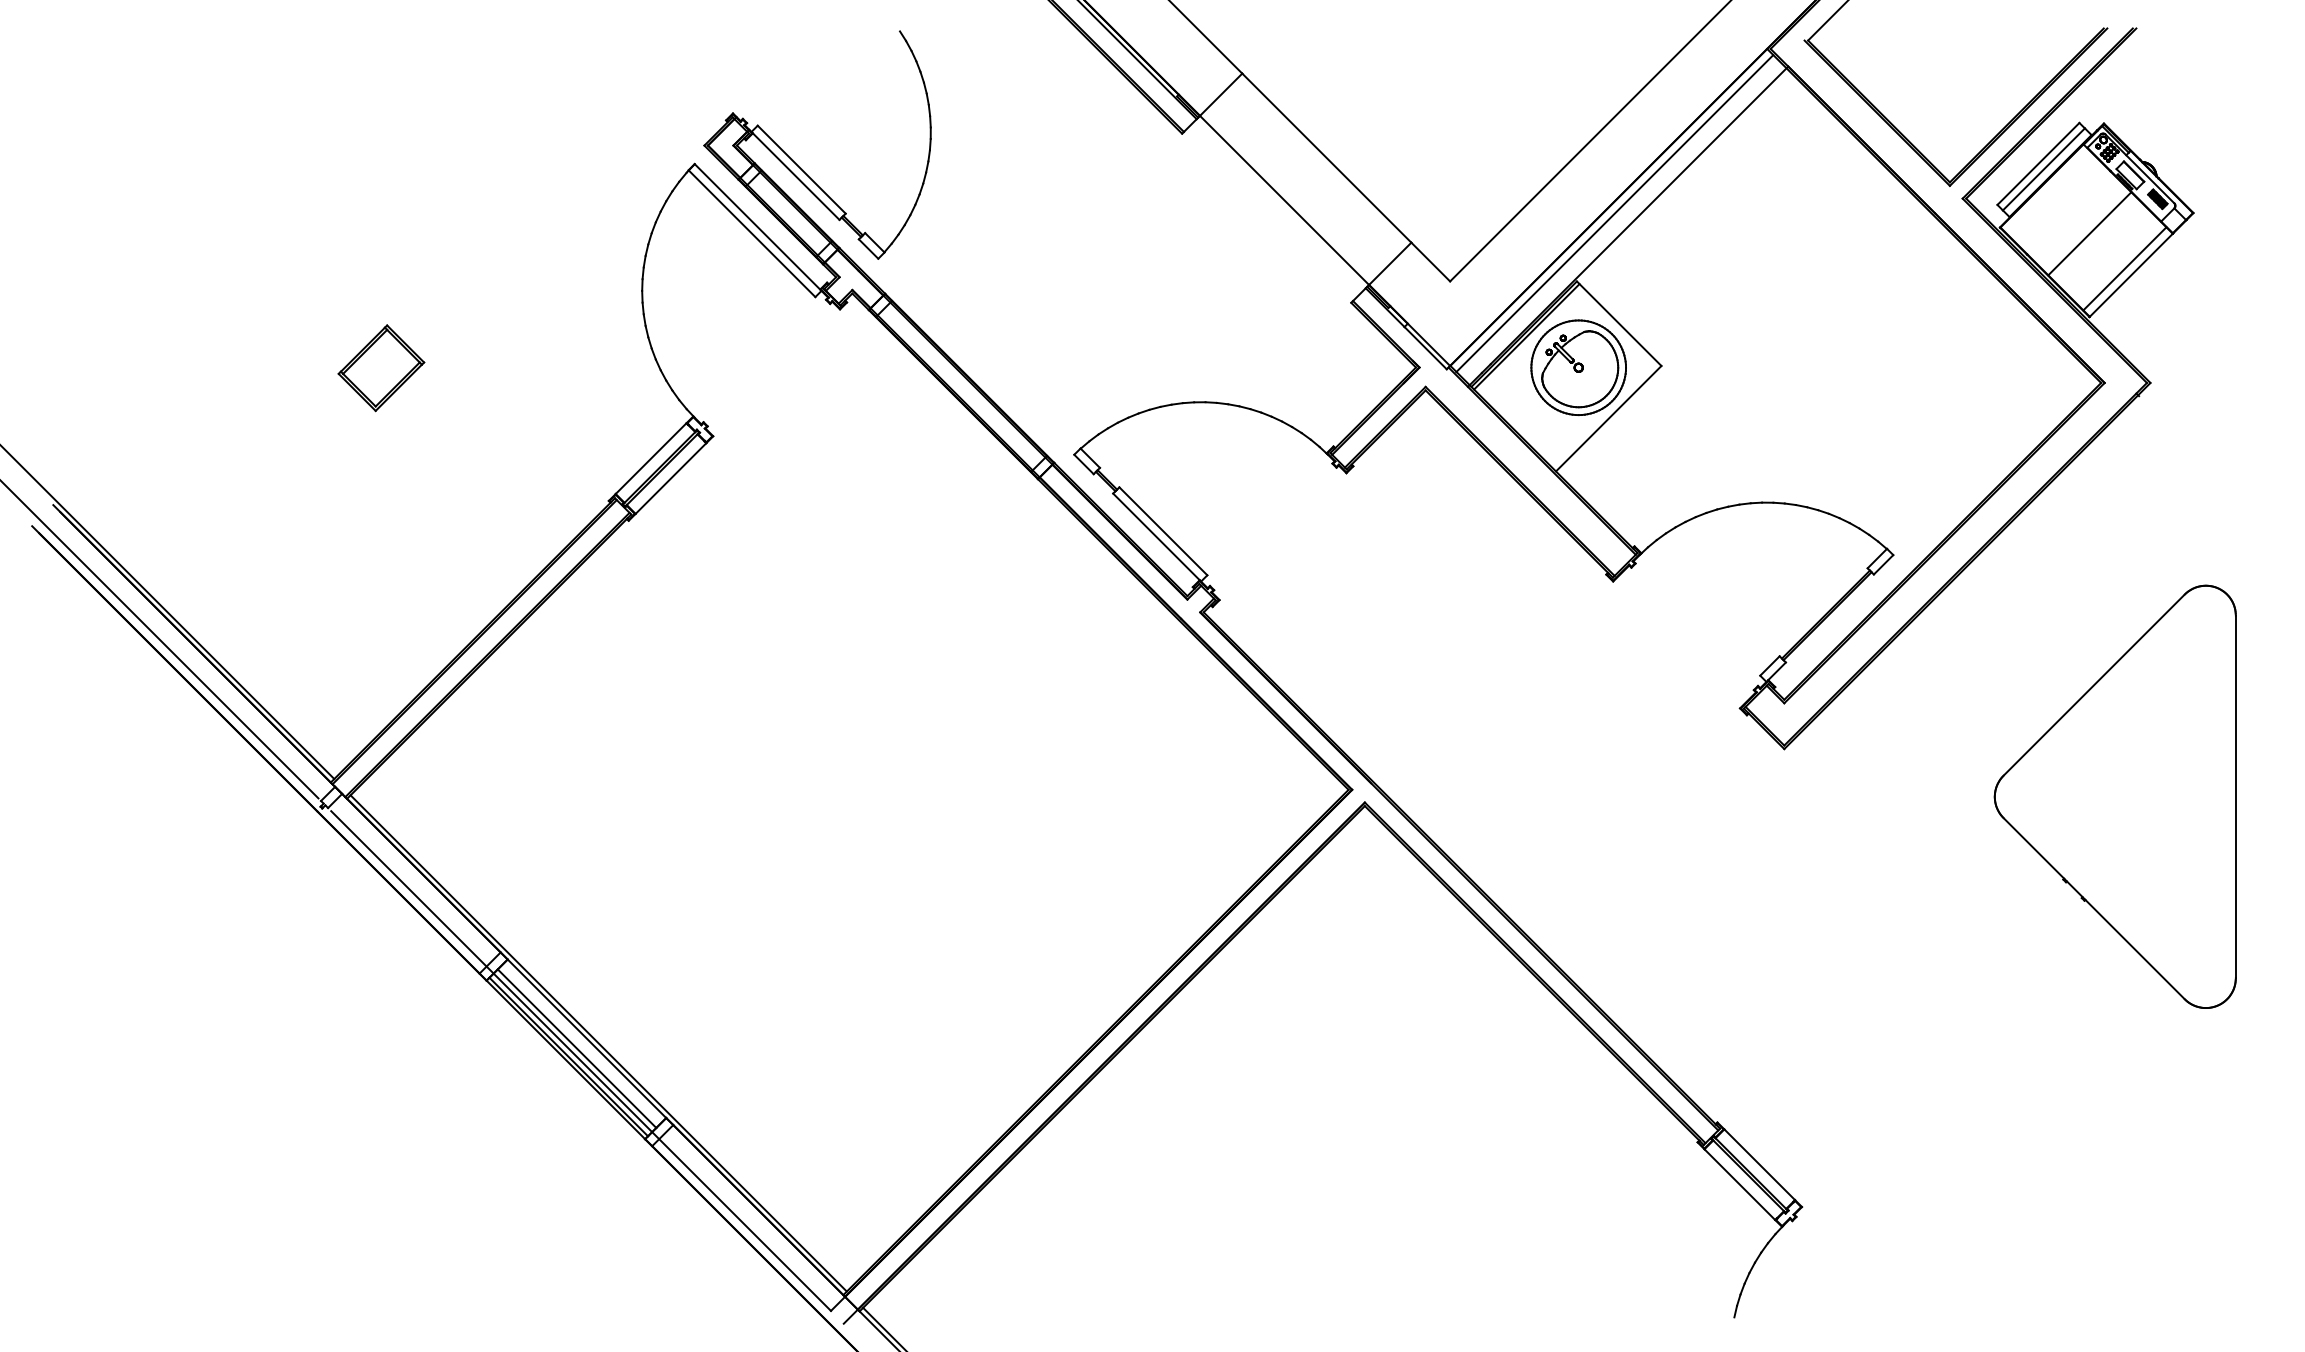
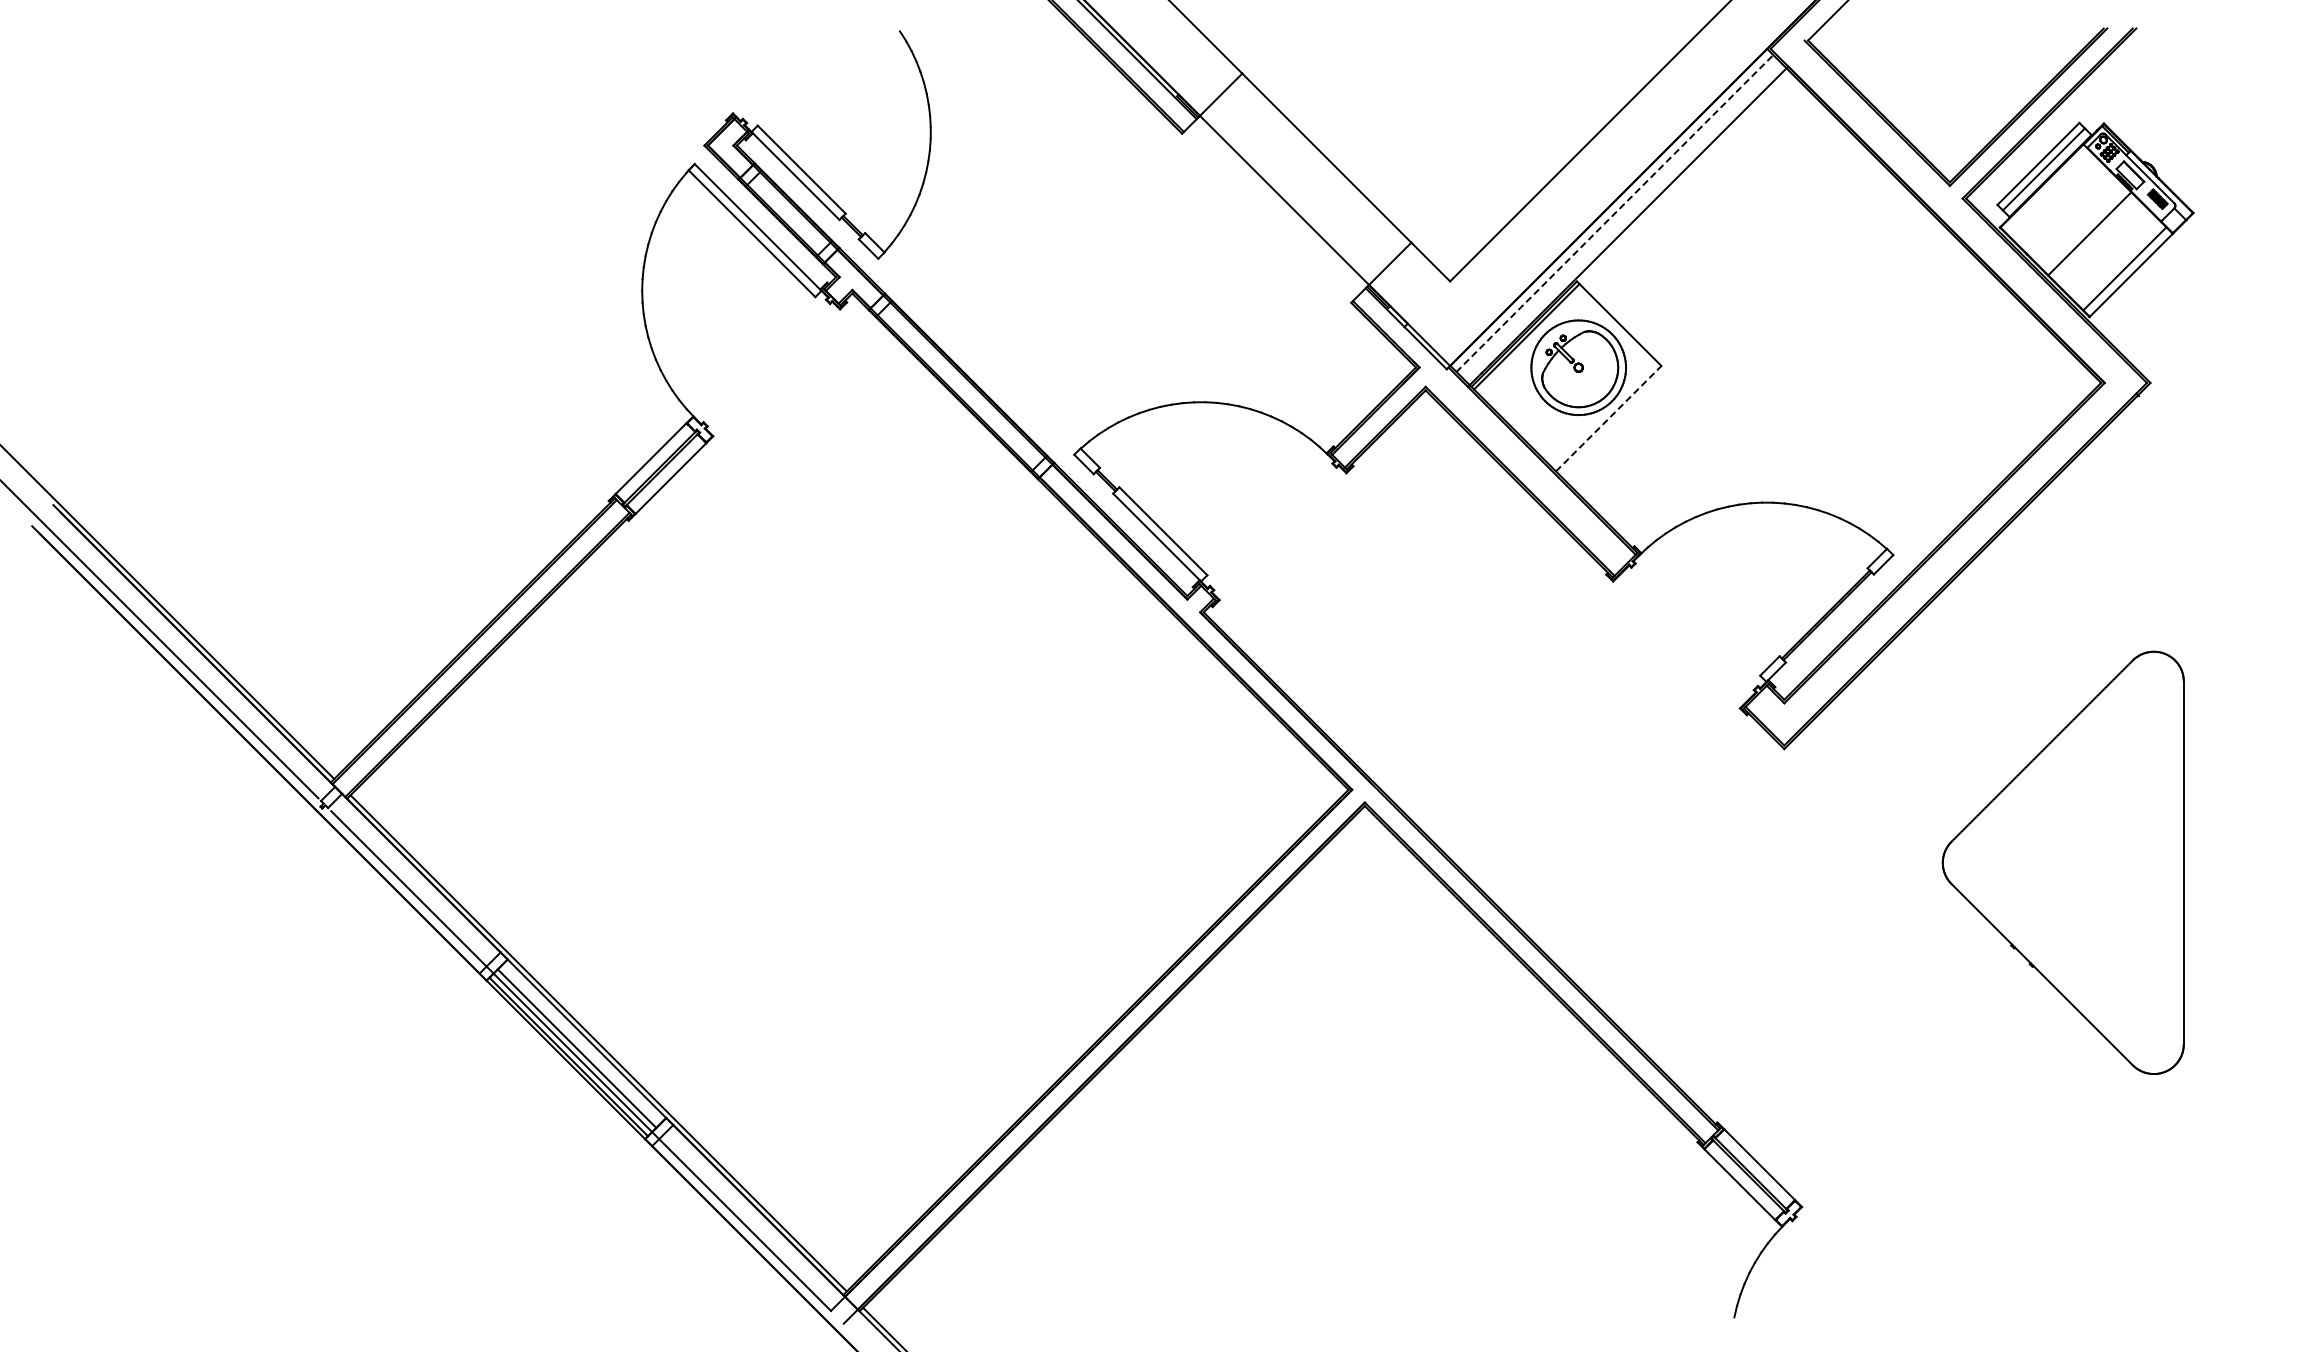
line: solid -> dashed (1615, 213)
part: present -> none (381, 368)
line: solid -> dashed (1608, 418)
part position: (2114, 796) -> (2062, 862) (2062, 862)
